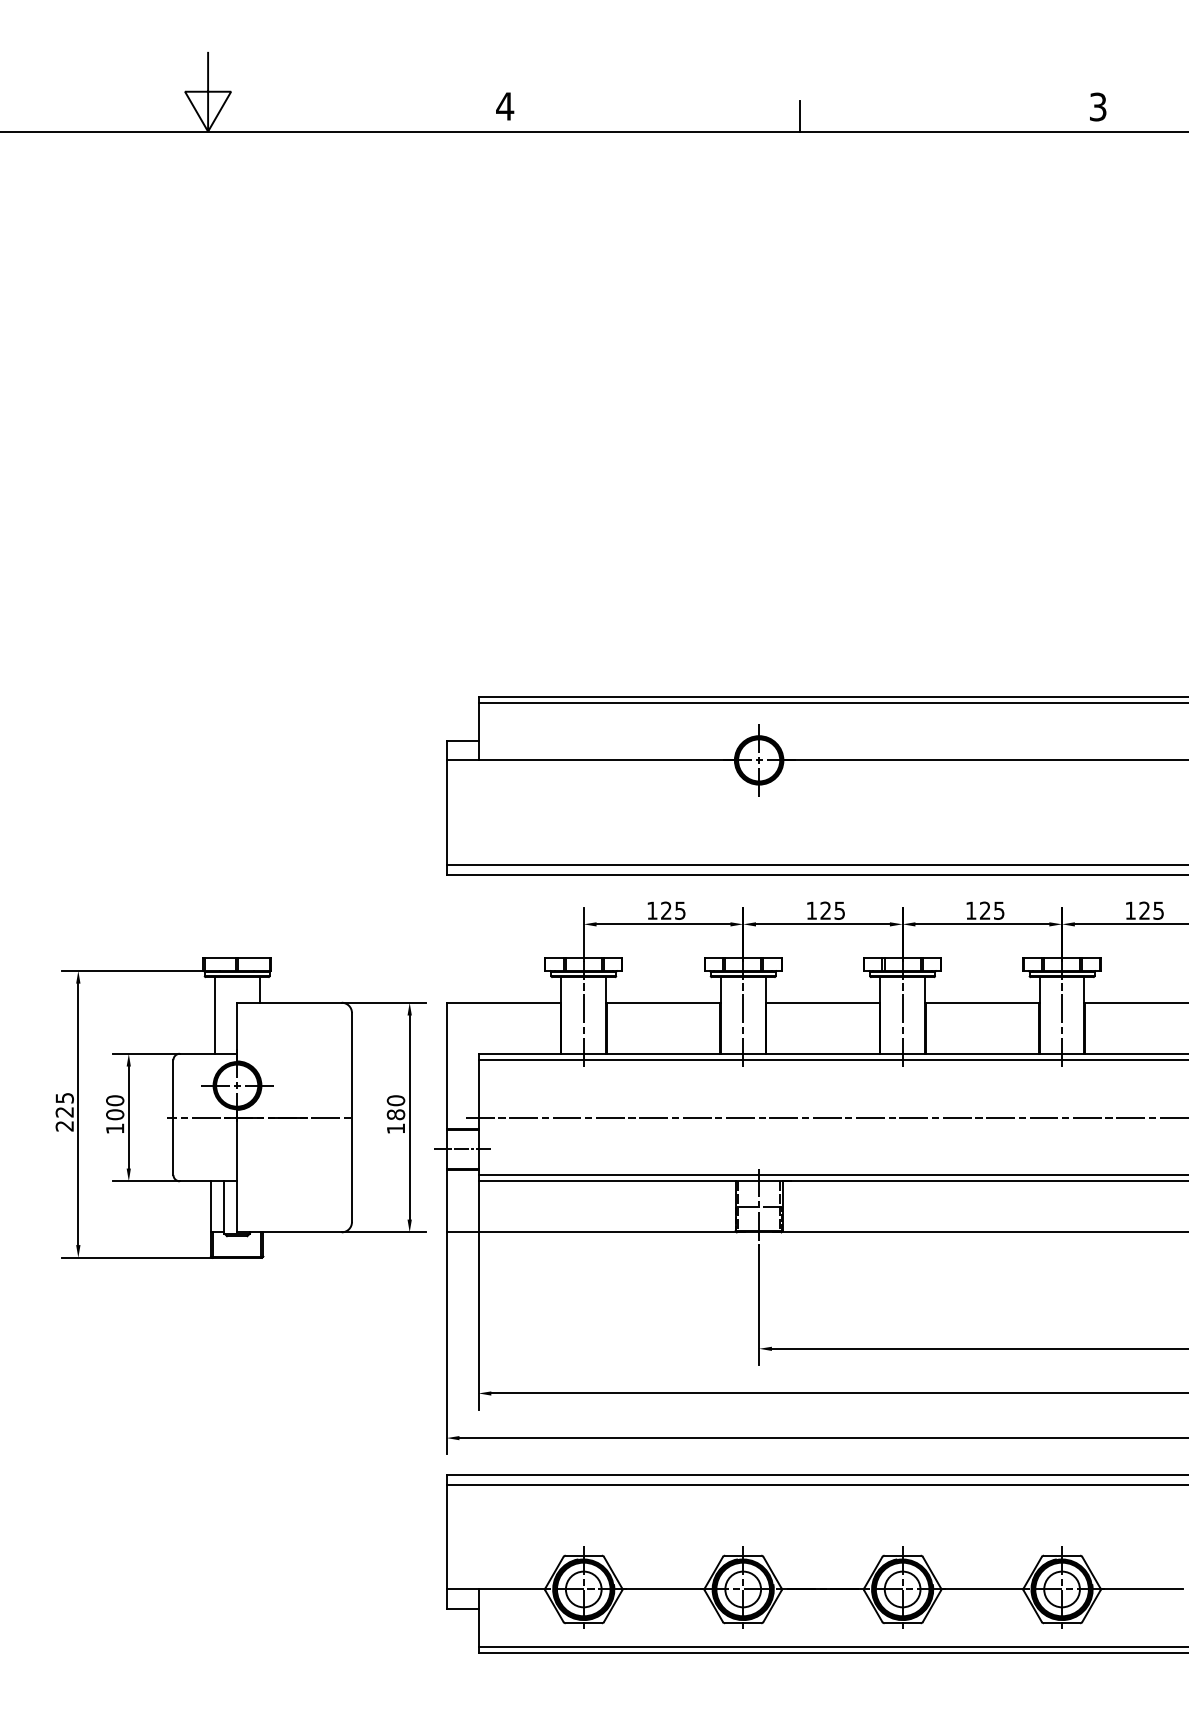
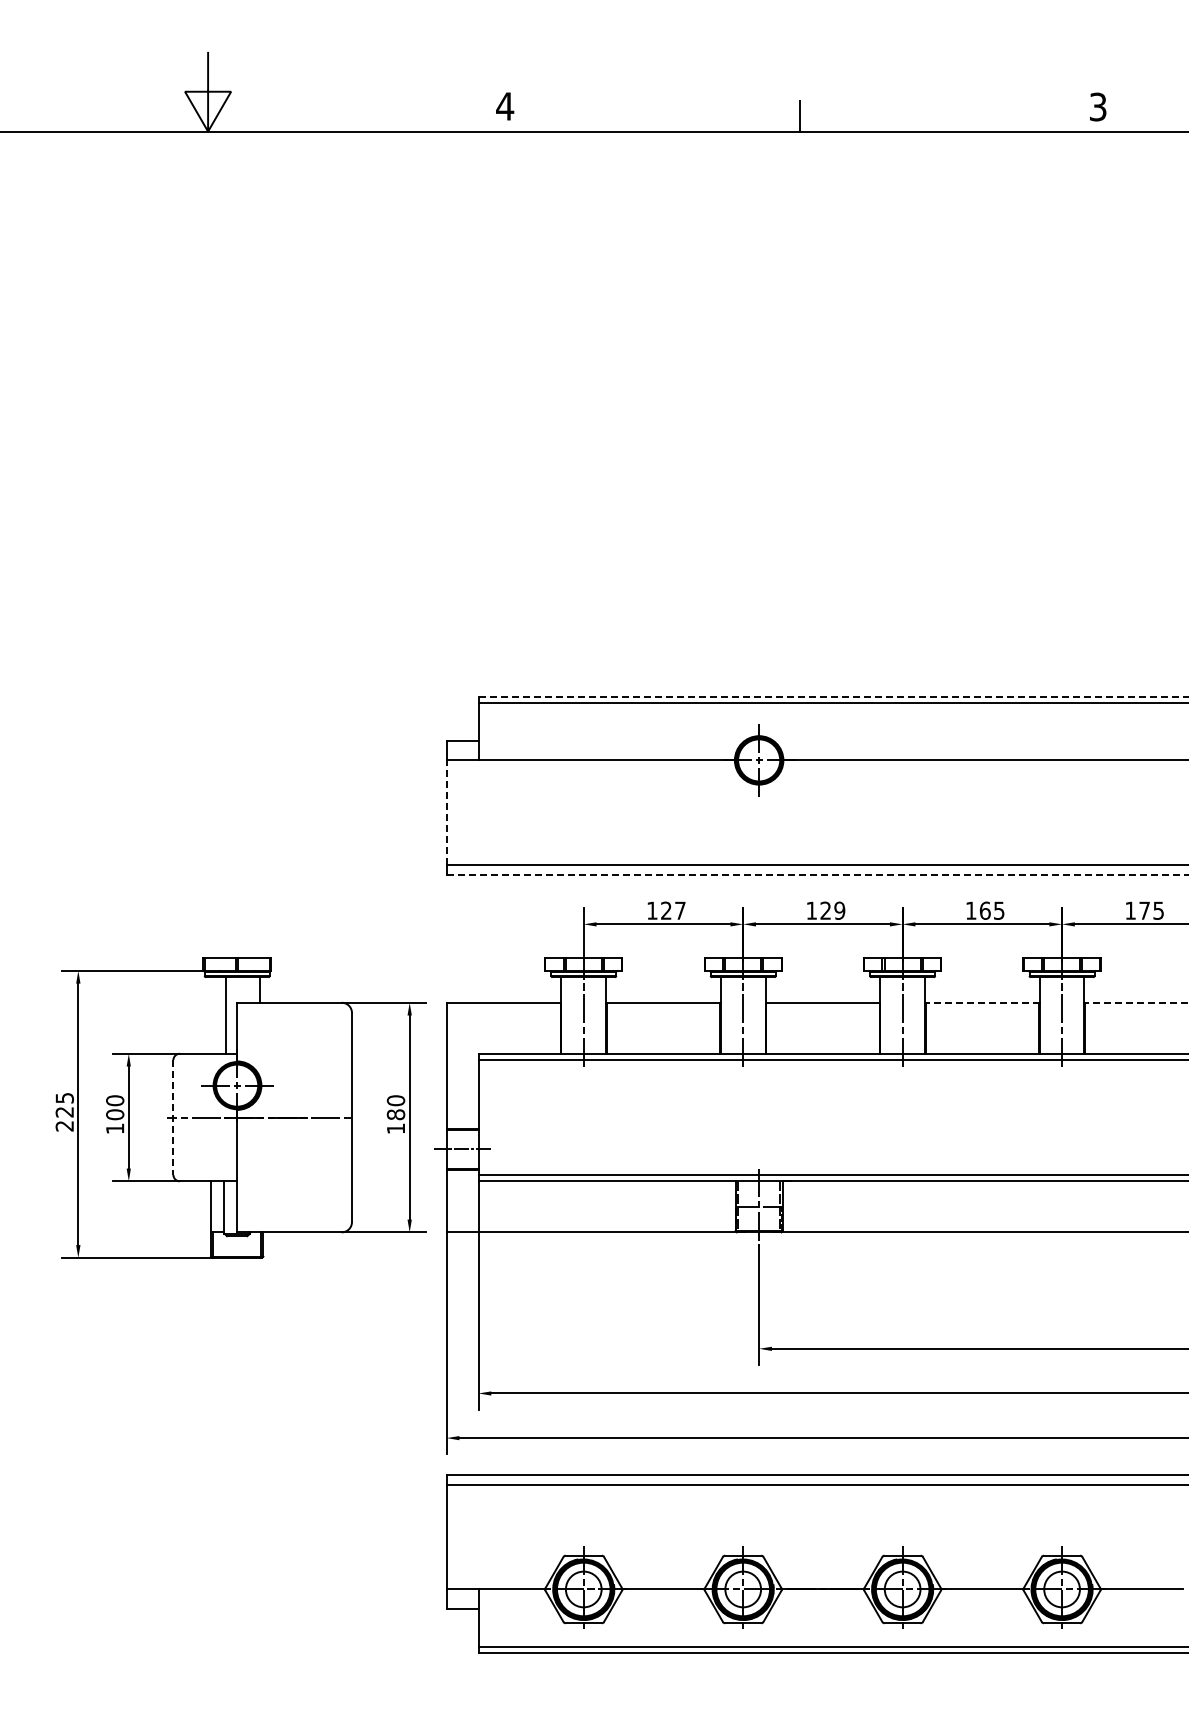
line: solid -> dashed (833, 696)
line: solid -> dashed (446, 812)
line: solid -> dashed (817, 875)
text: 125 -> 127 (680, 910)
text: 125 -> 129 (839, 910)
text: 125 -> 165 (984, 910)
text: 125 -> 175 (1144, 910)
line: solid -> dashed (981, 1002)
line: solid -> dashed (1136, 1002)
line position: (214, 1015) -> (225, 1015) (225, 1015)
line: present -> none (825, 1117)
line: solid -> dashed (173, 1118)
